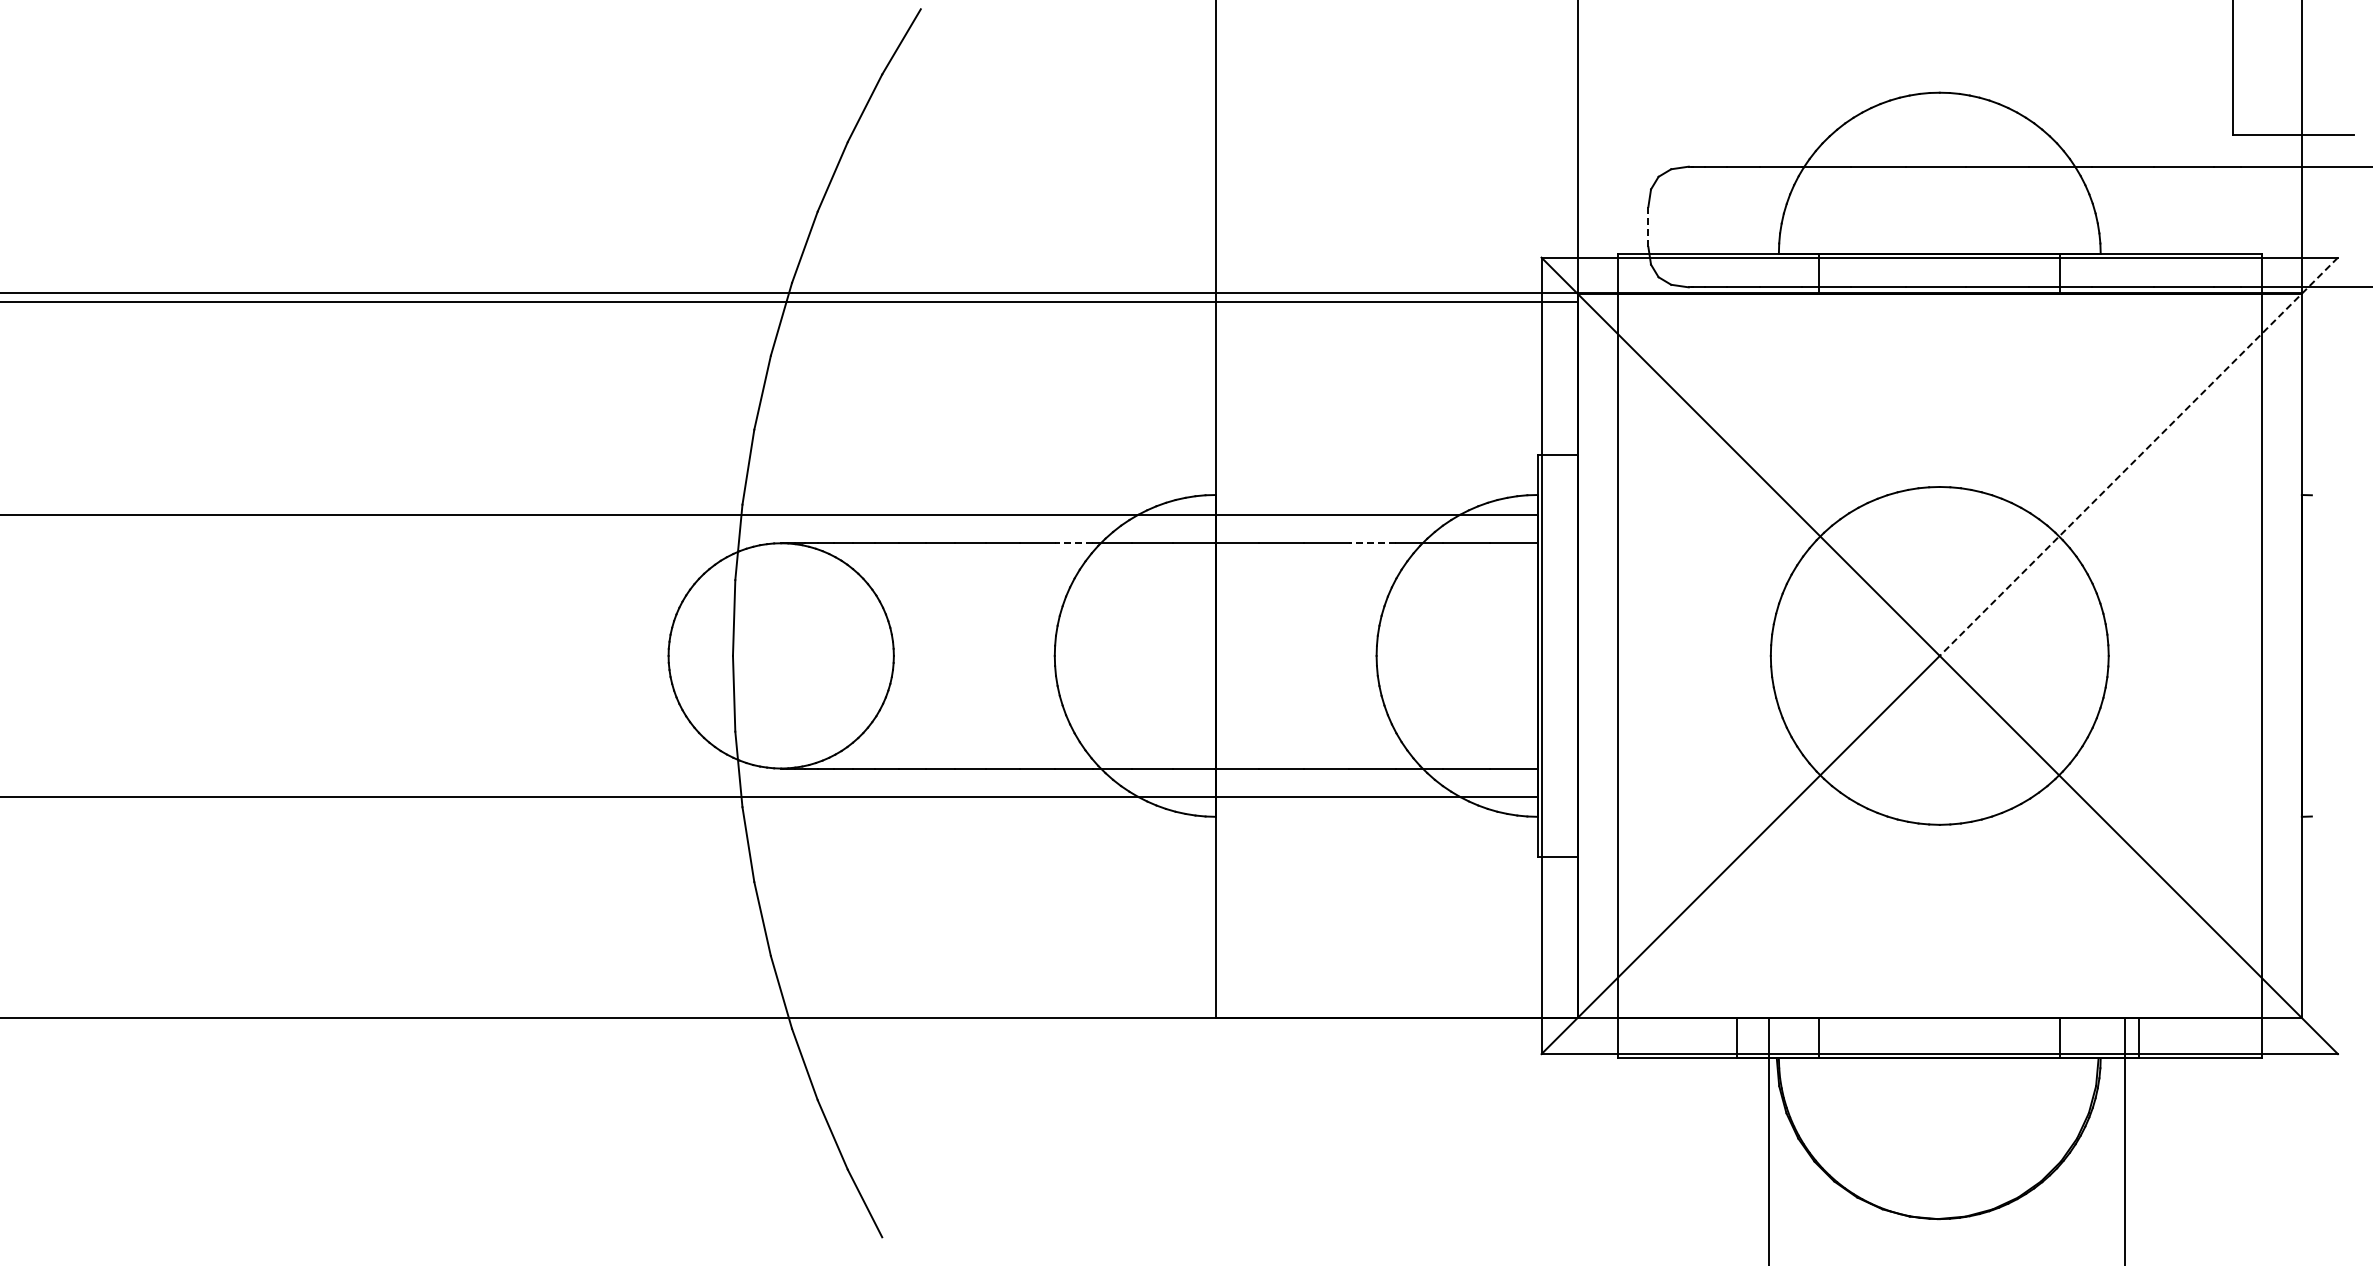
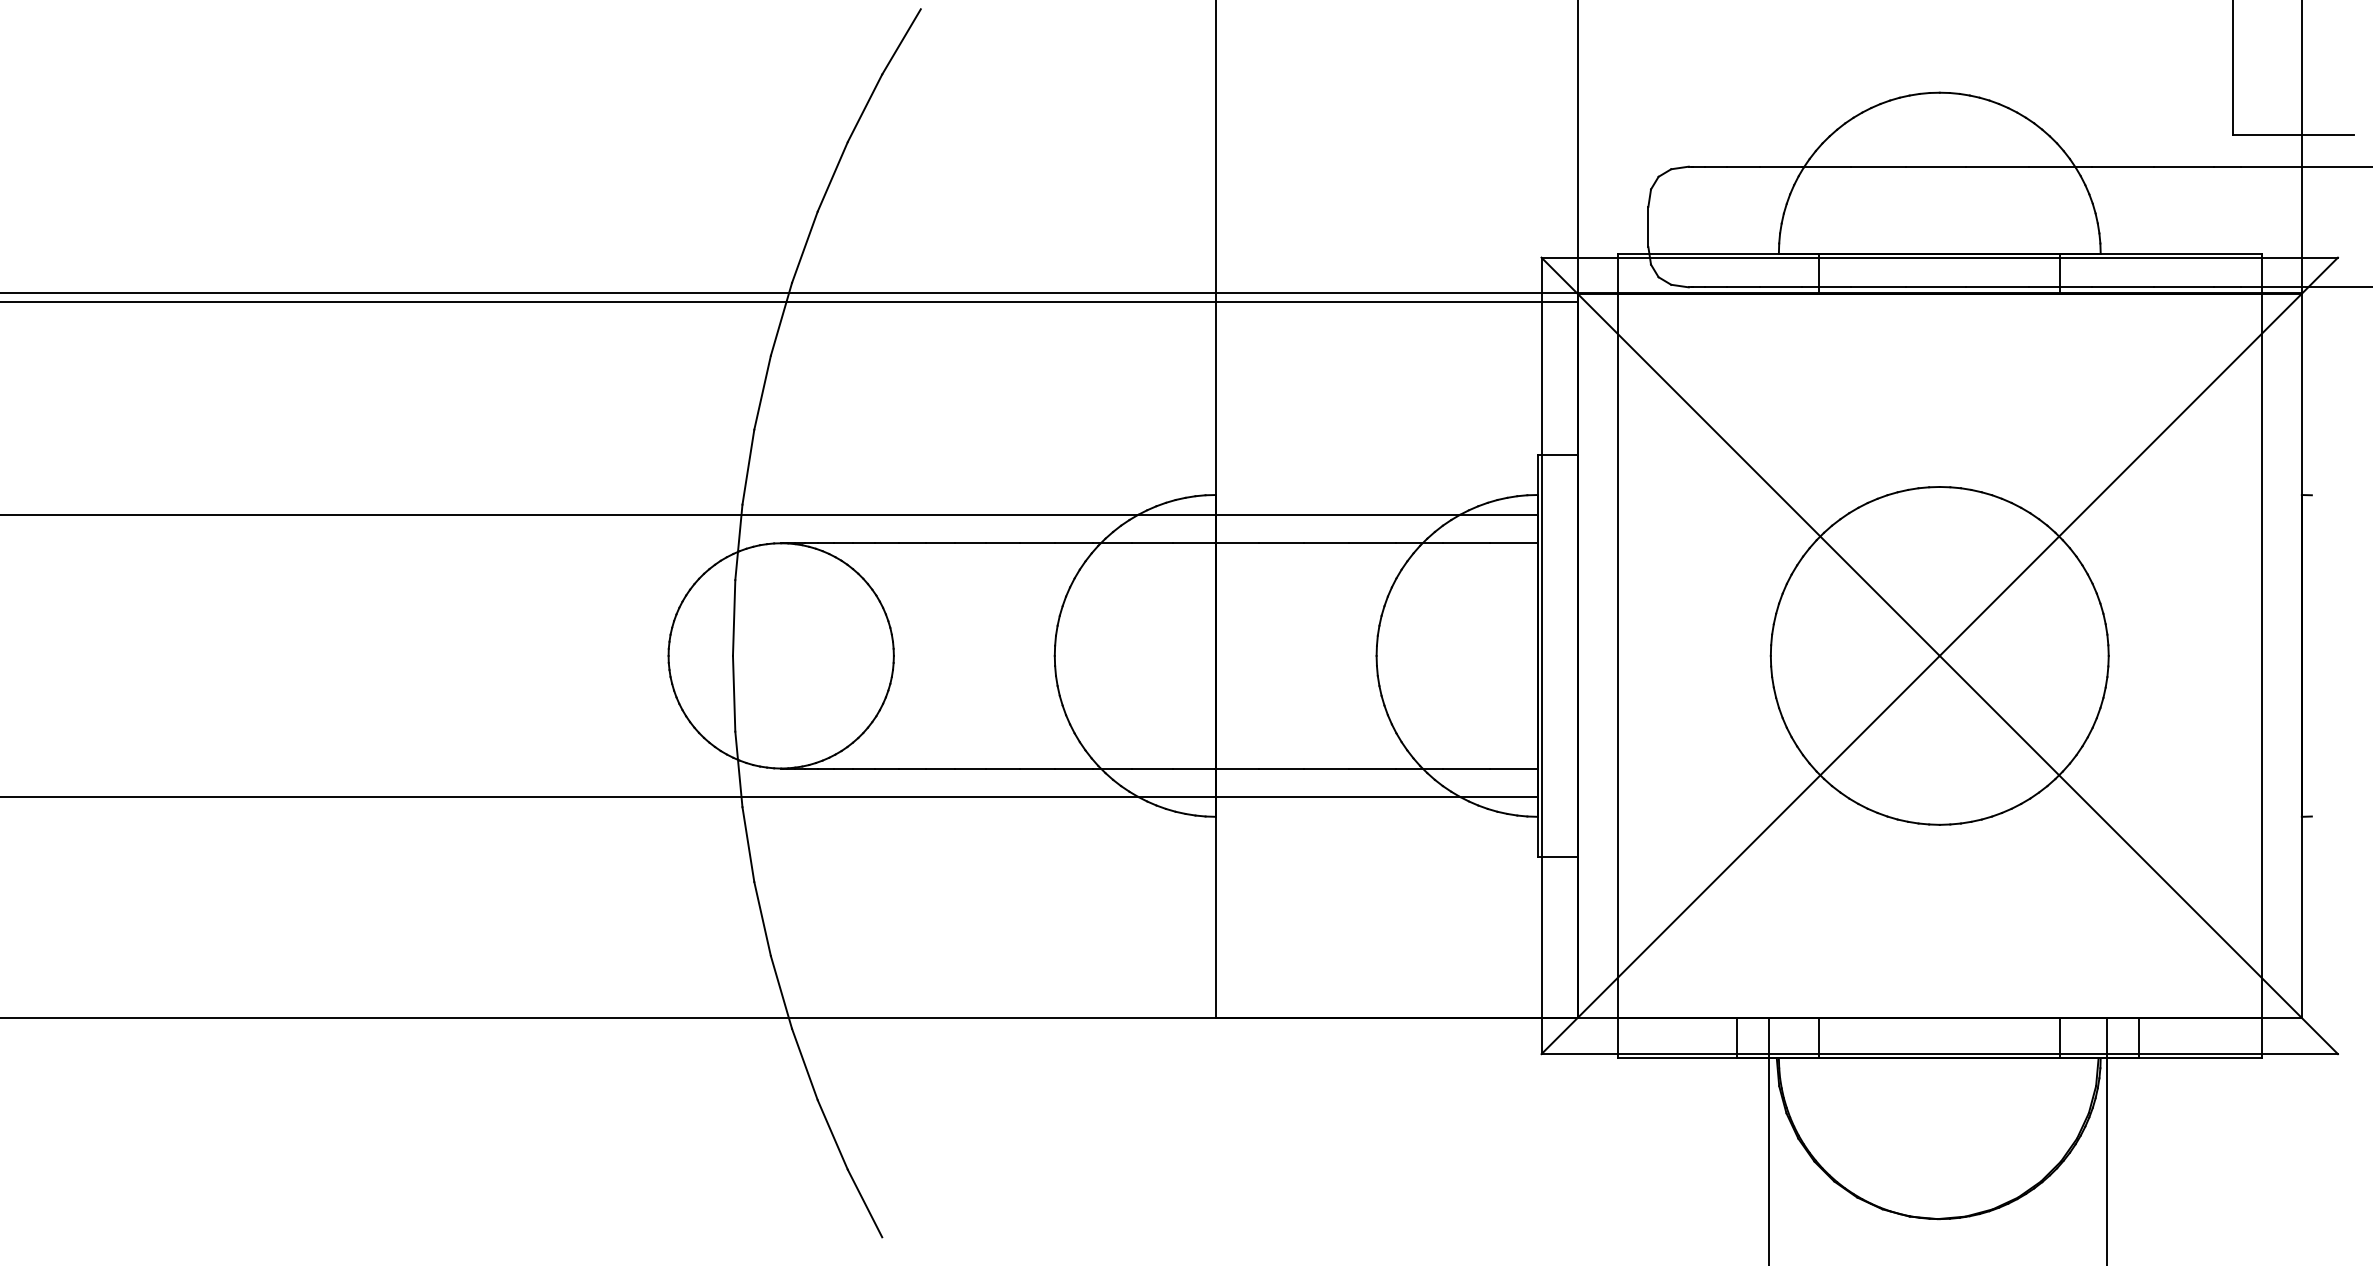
line: dashed -> solid (1648, 226)
line: dashed -> solid (2138, 456)
line: dashed -> solid (1074, 543)
line: dashed -> solid (1372, 543)
line position: (2124, 1139) -> (2106, 1139) (2106, 1139)
